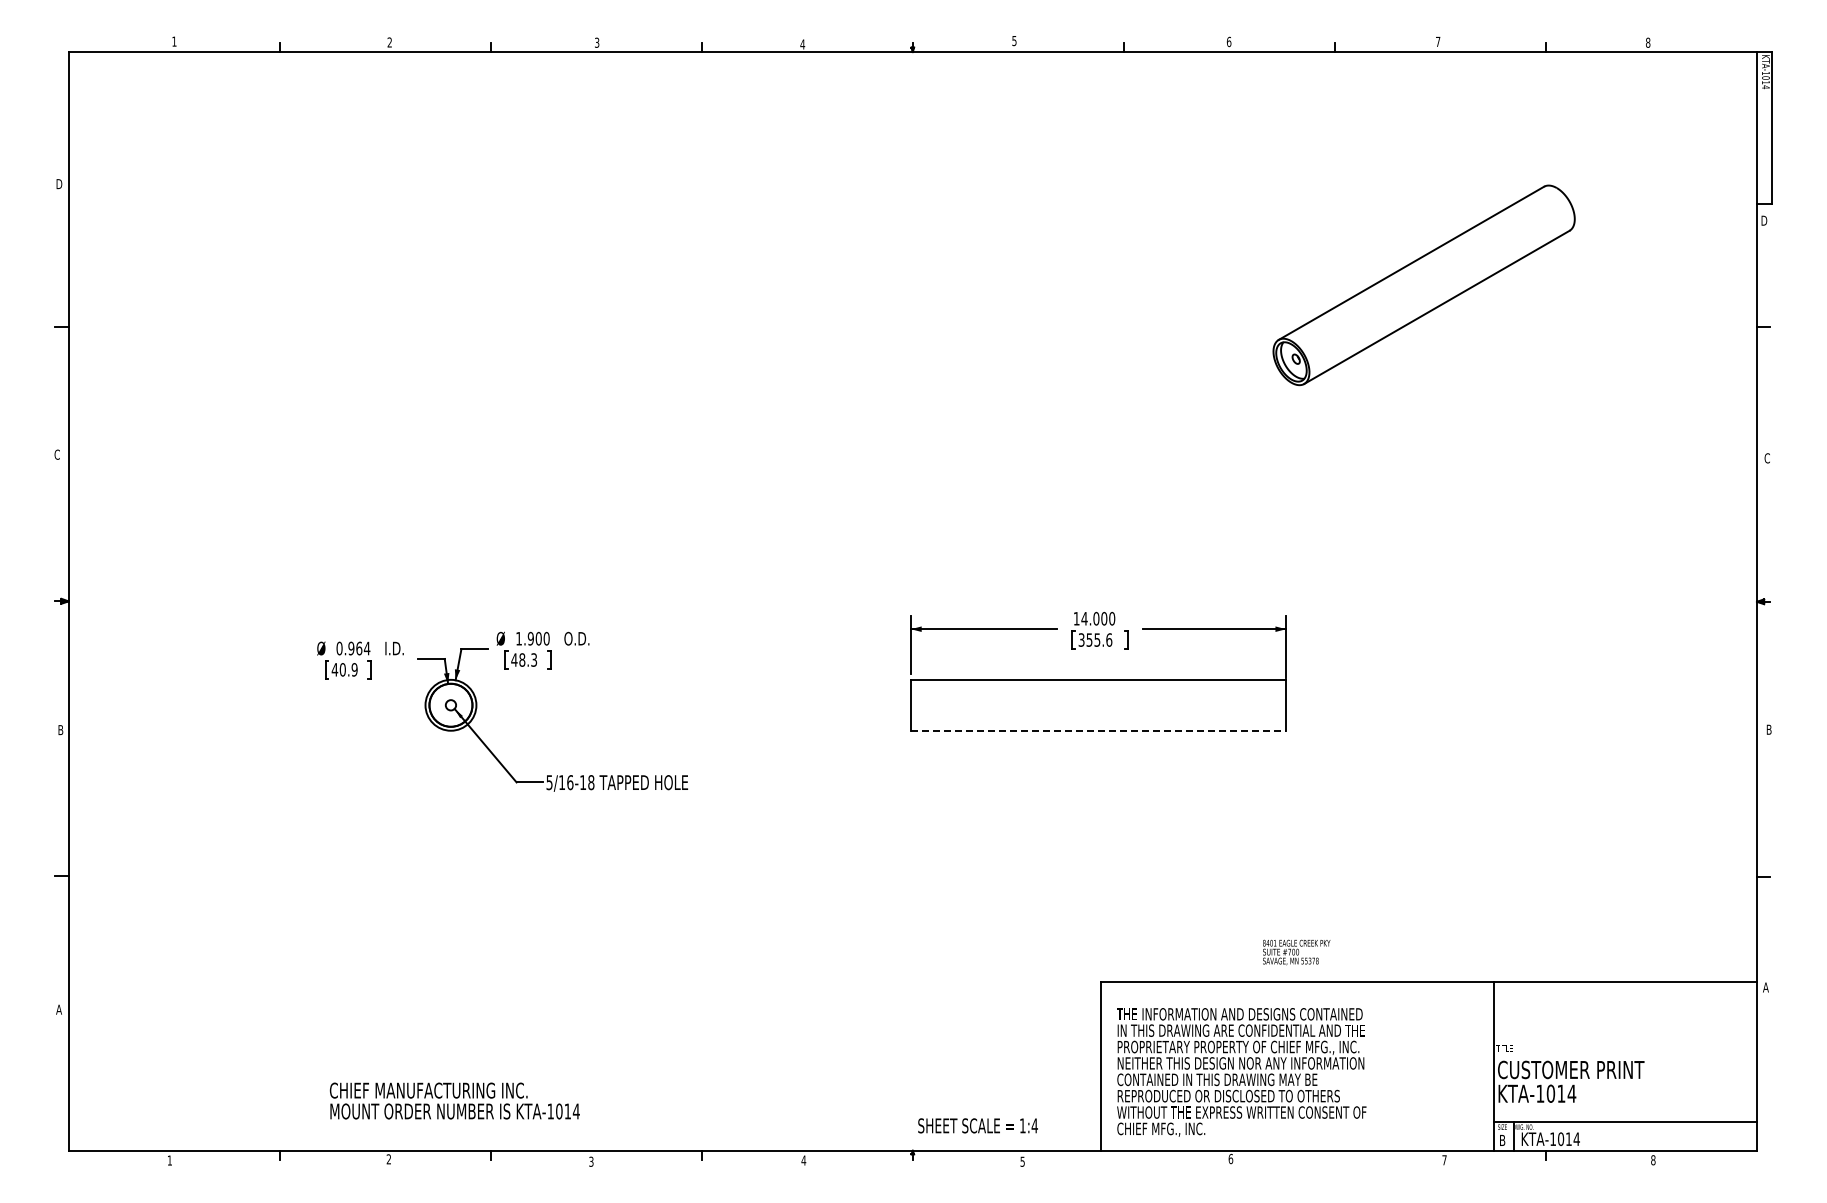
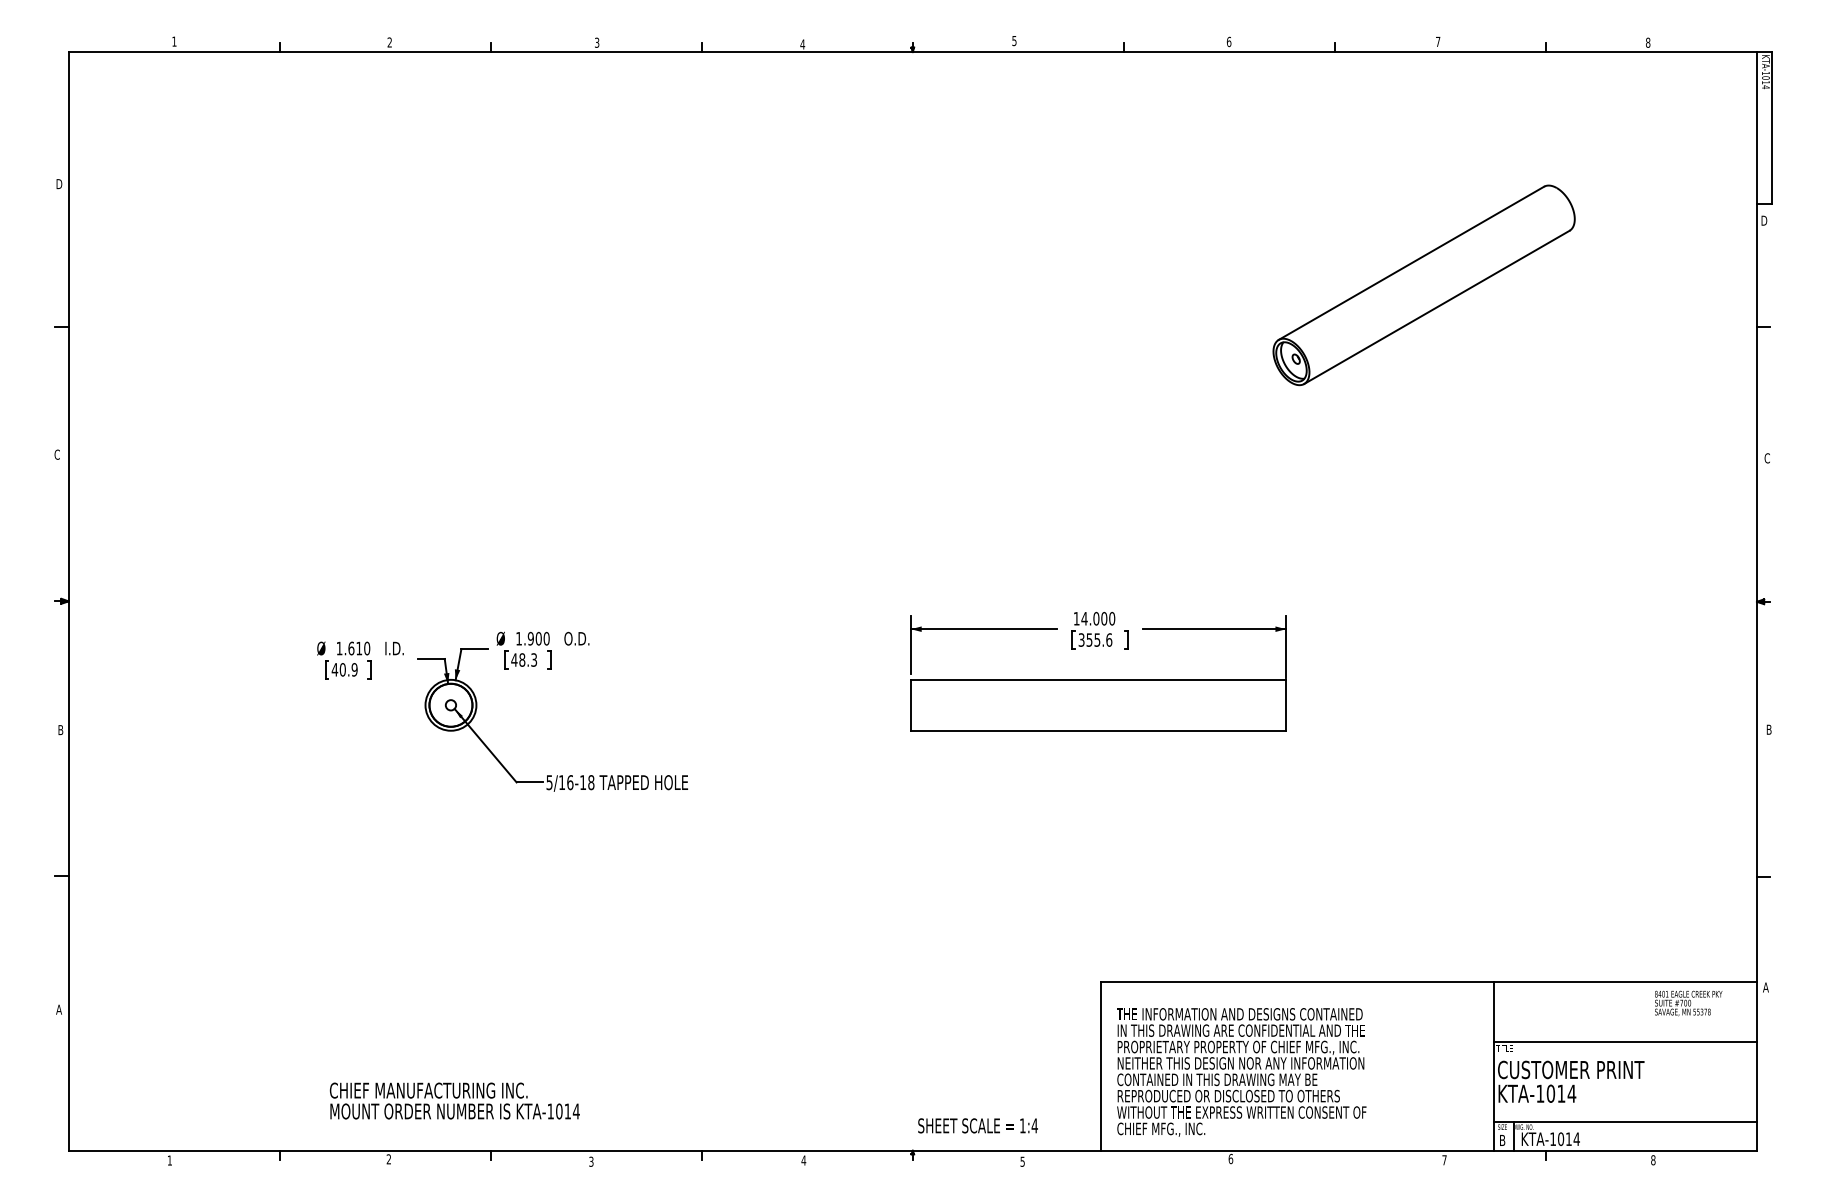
text: 0.964 -> 1.610 (353, 648)
line: dashed -> solid (1098, 730)
text position: (1296, 952) -> (1688, 1003) (1688, 1003)
line: none -> present (1625, 1041)
